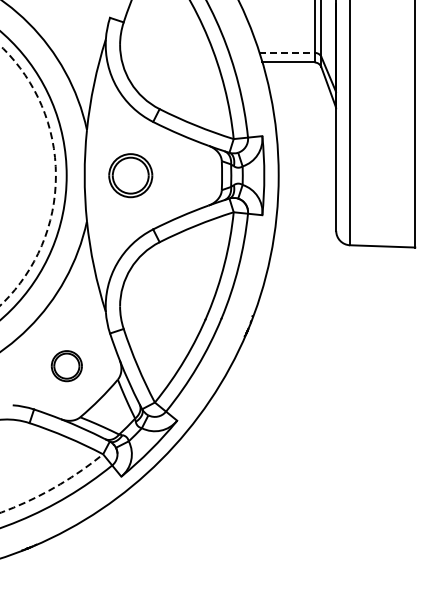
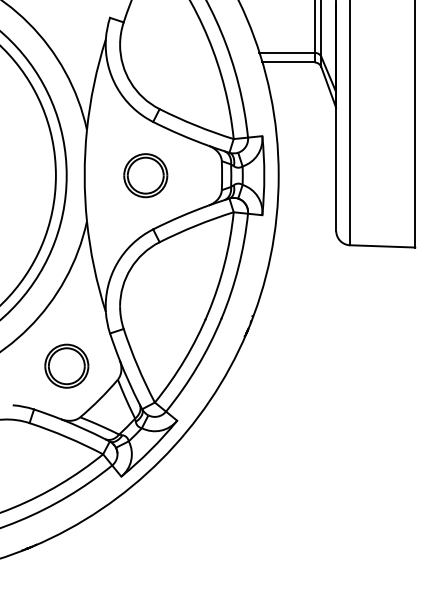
line: dashed -> solid (287, 52)
arc: dashed -> solid (55, 175)
part position: (130, 175) -> (145, 175) (145, 175)
part size: 33x33 px -> 46x46 px (66, 365)
arc: dashed -> solid (53, 488)
